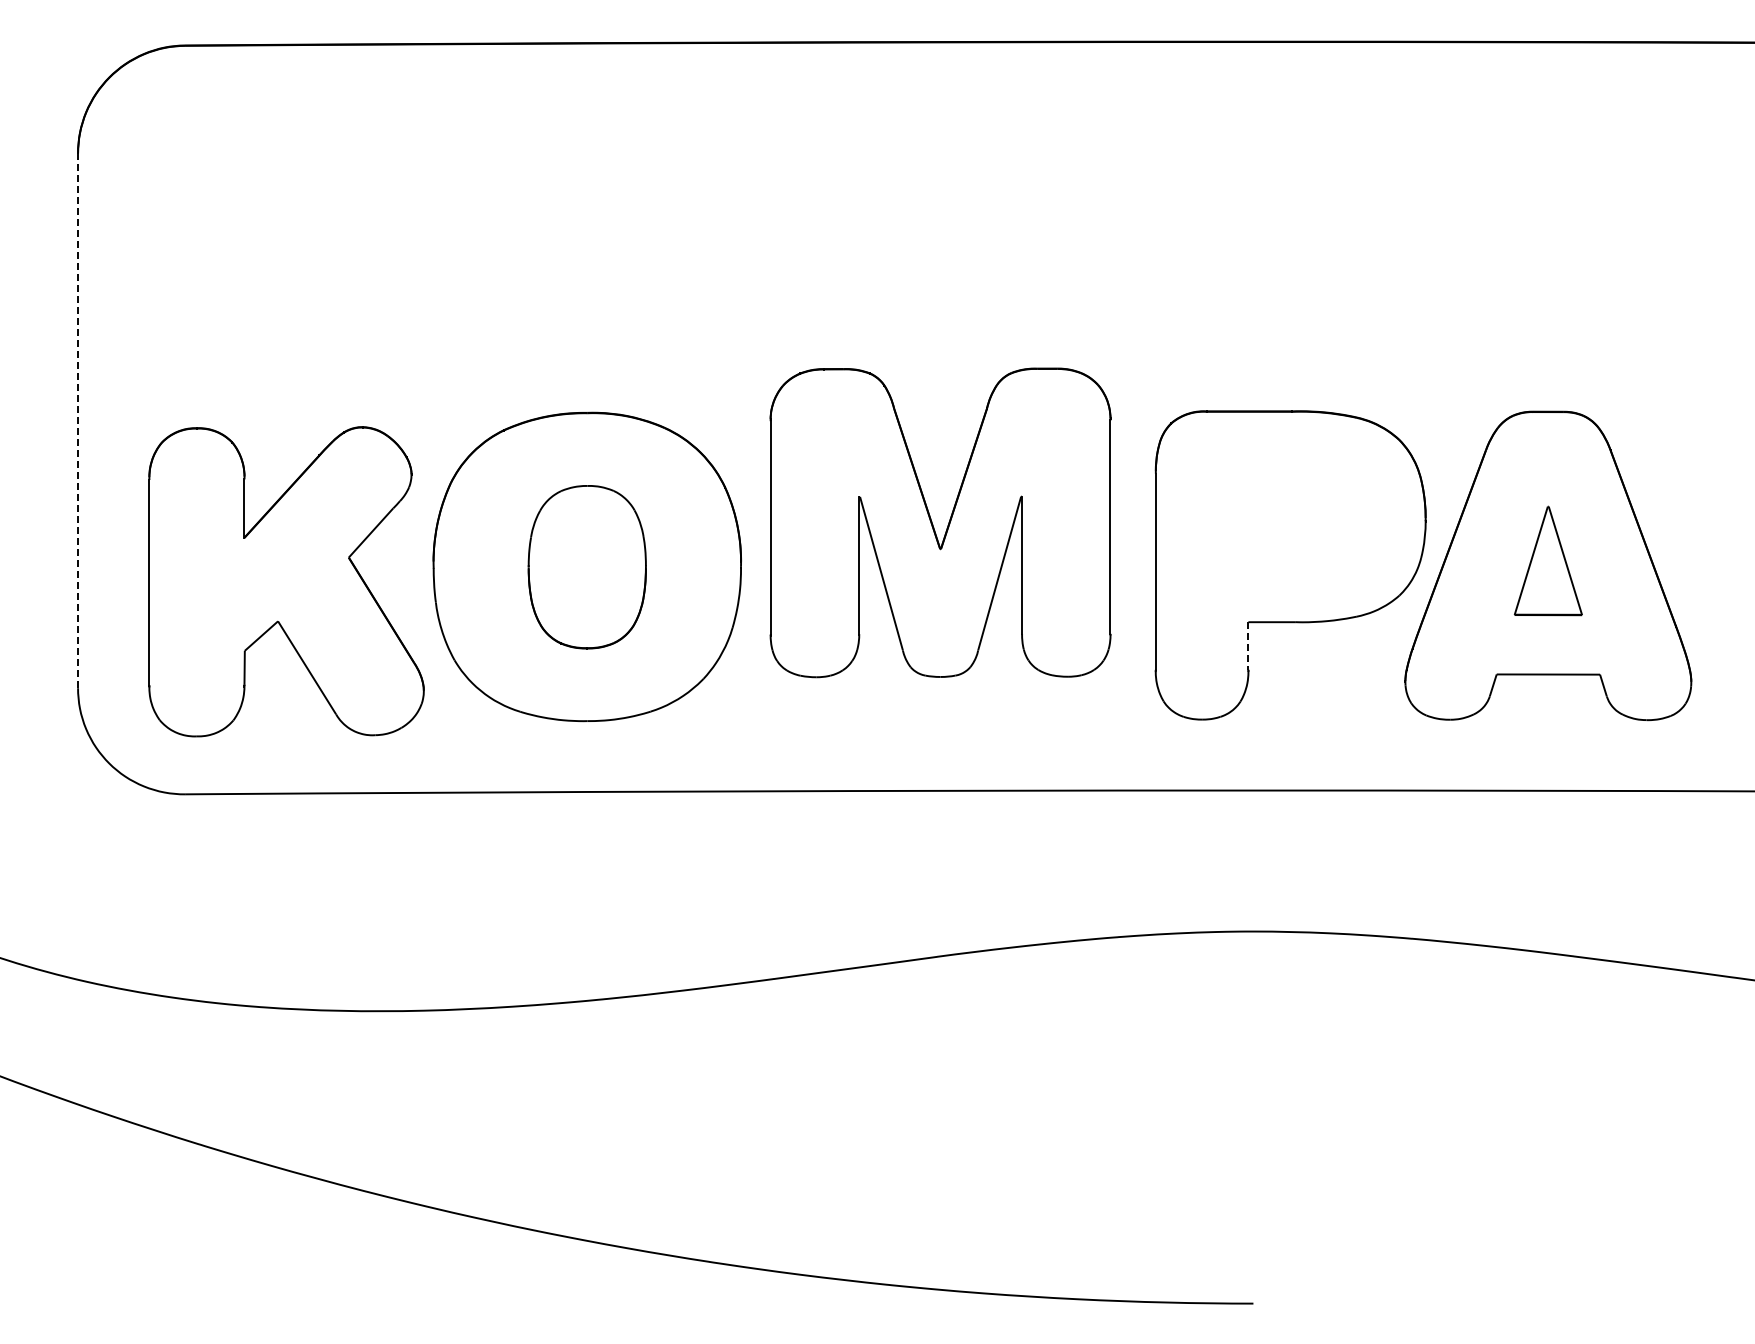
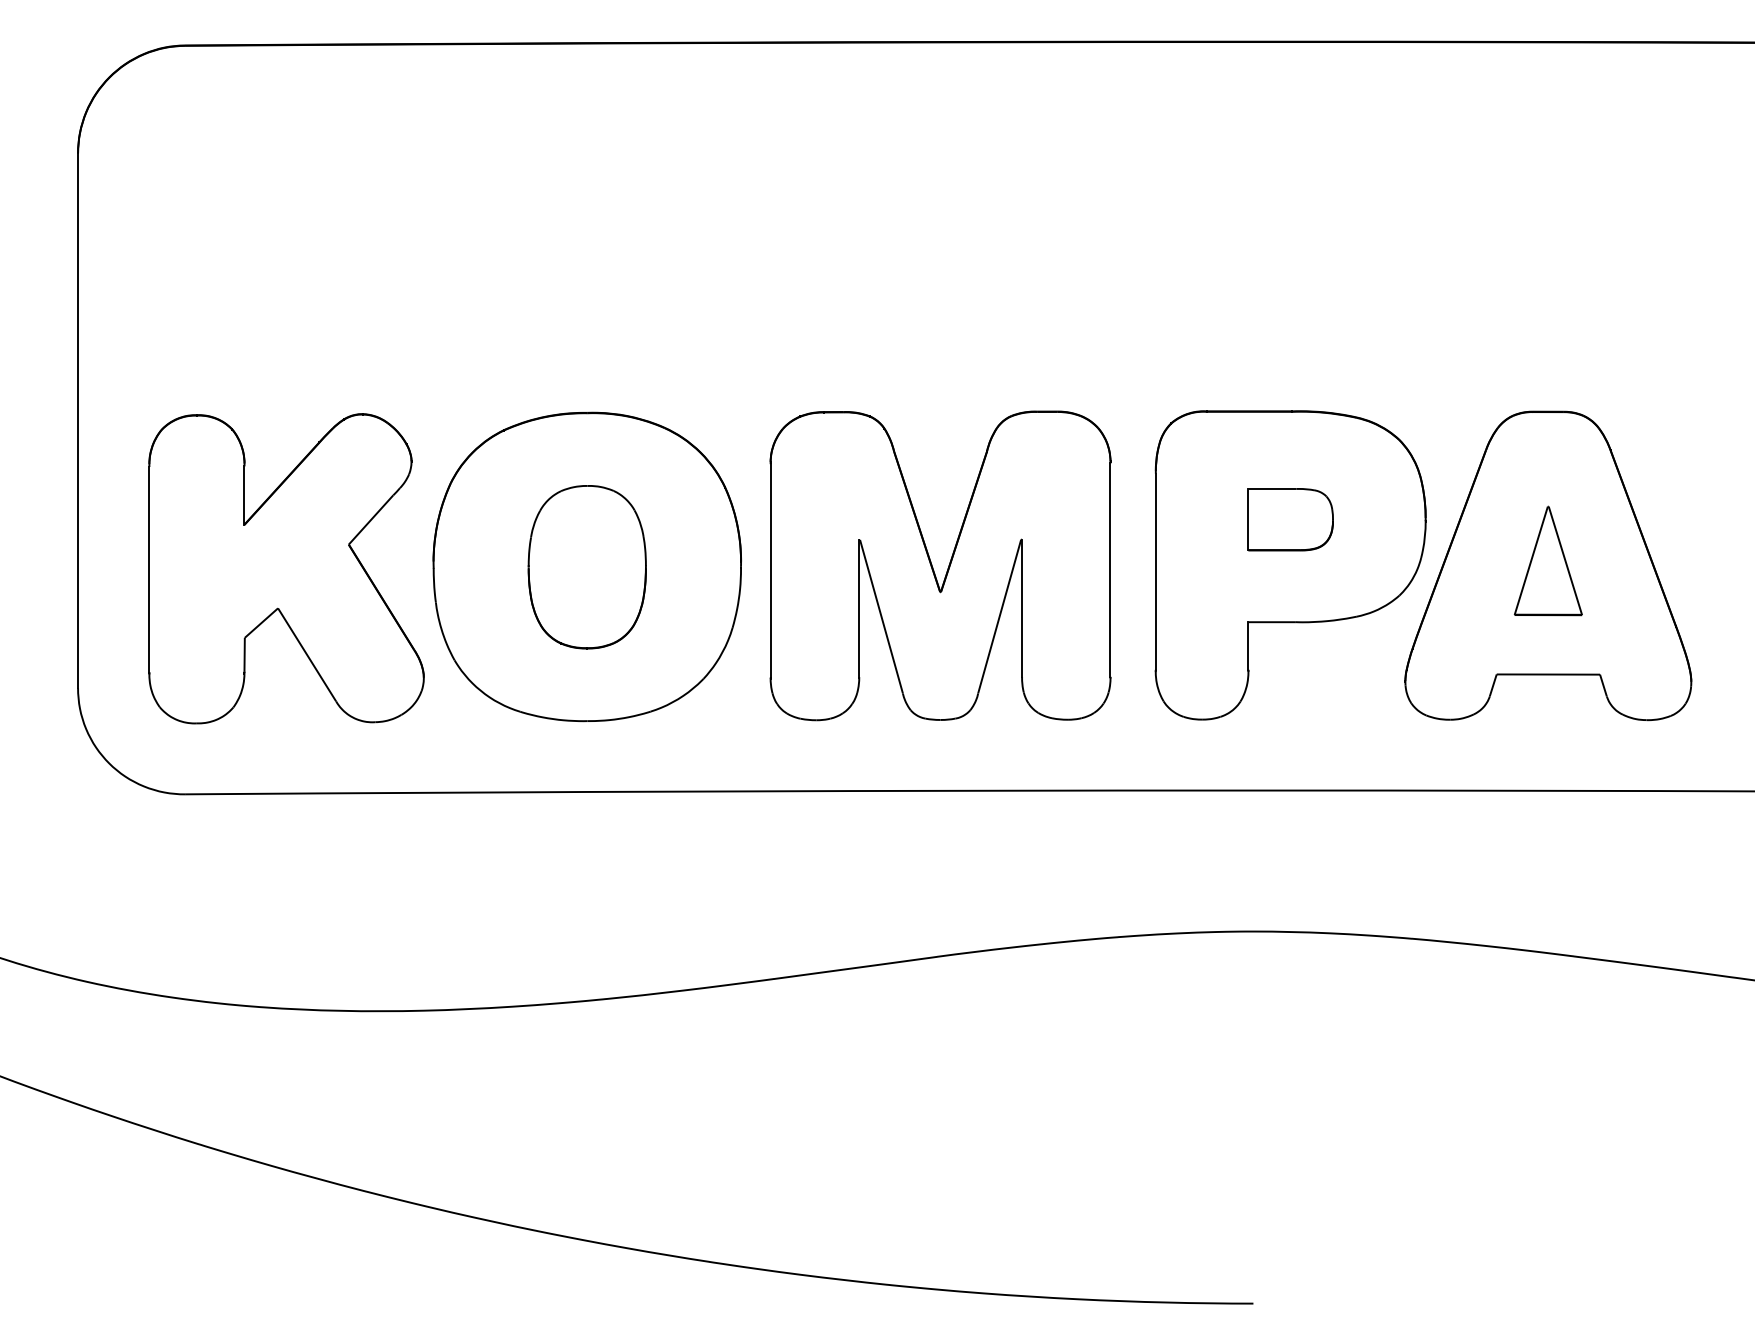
line: dashed -> solid (78, 420)
part: none -> present (1290, 519)
part position: (933, 524) -> (933, 567) (933, 567)
part position: (286, 581) -> (286, 568) (286, 568)
line: dashed -> solid (1248, 646)
